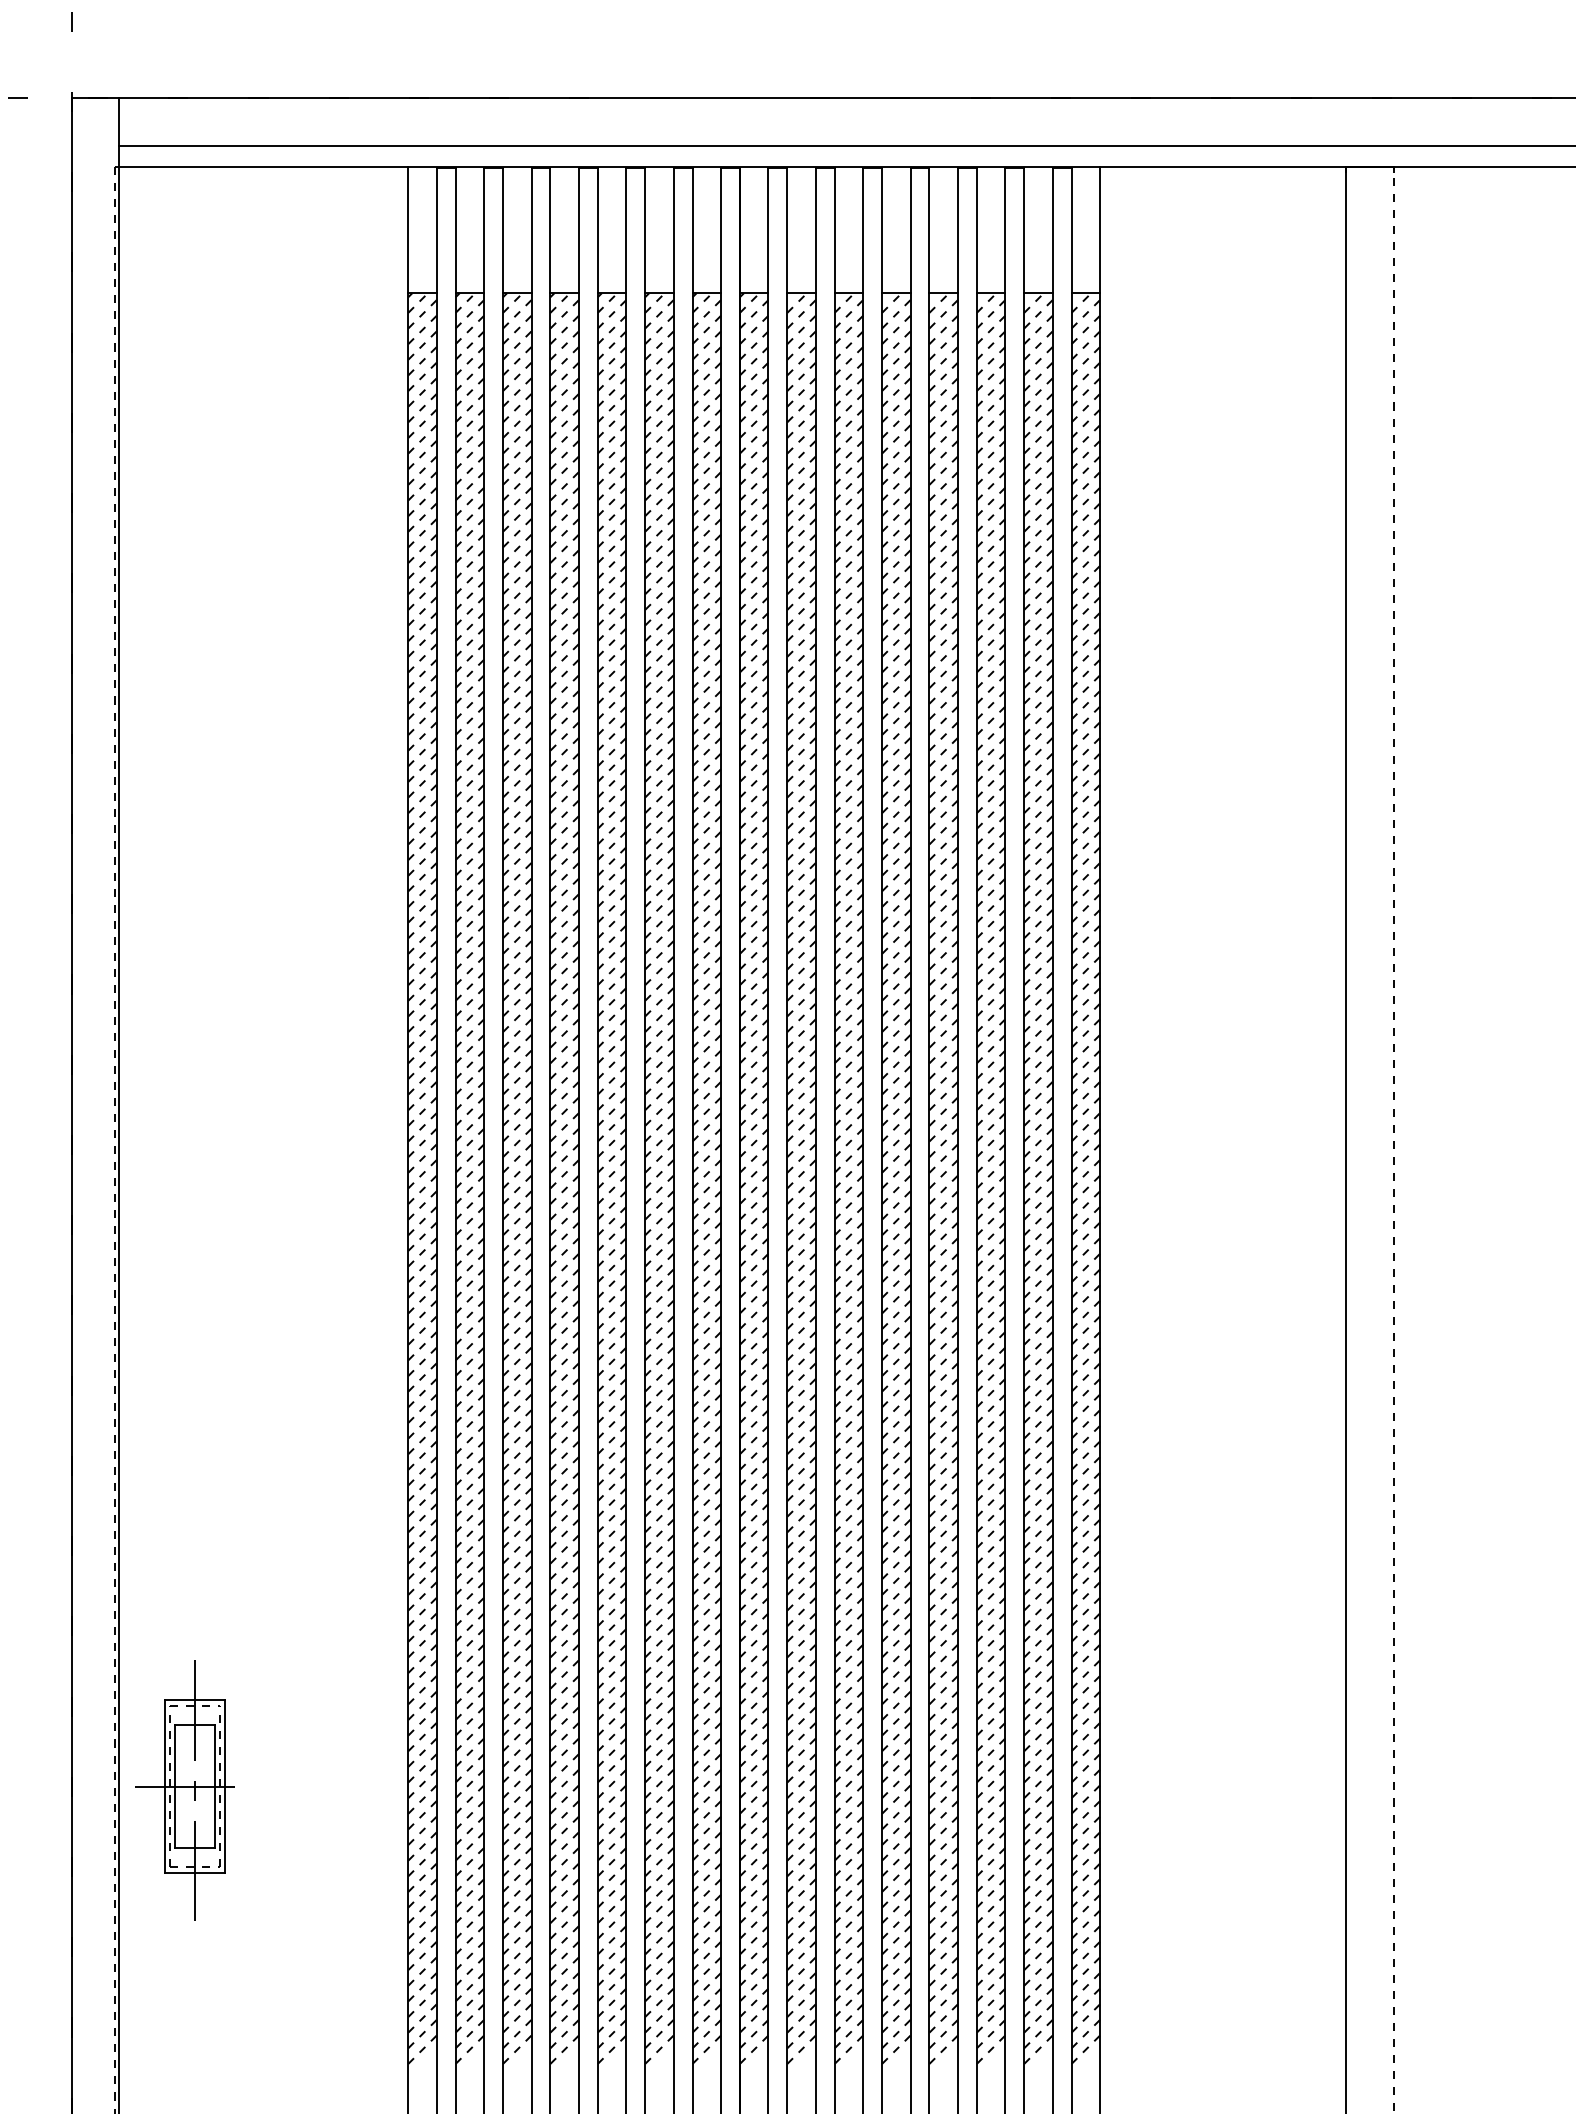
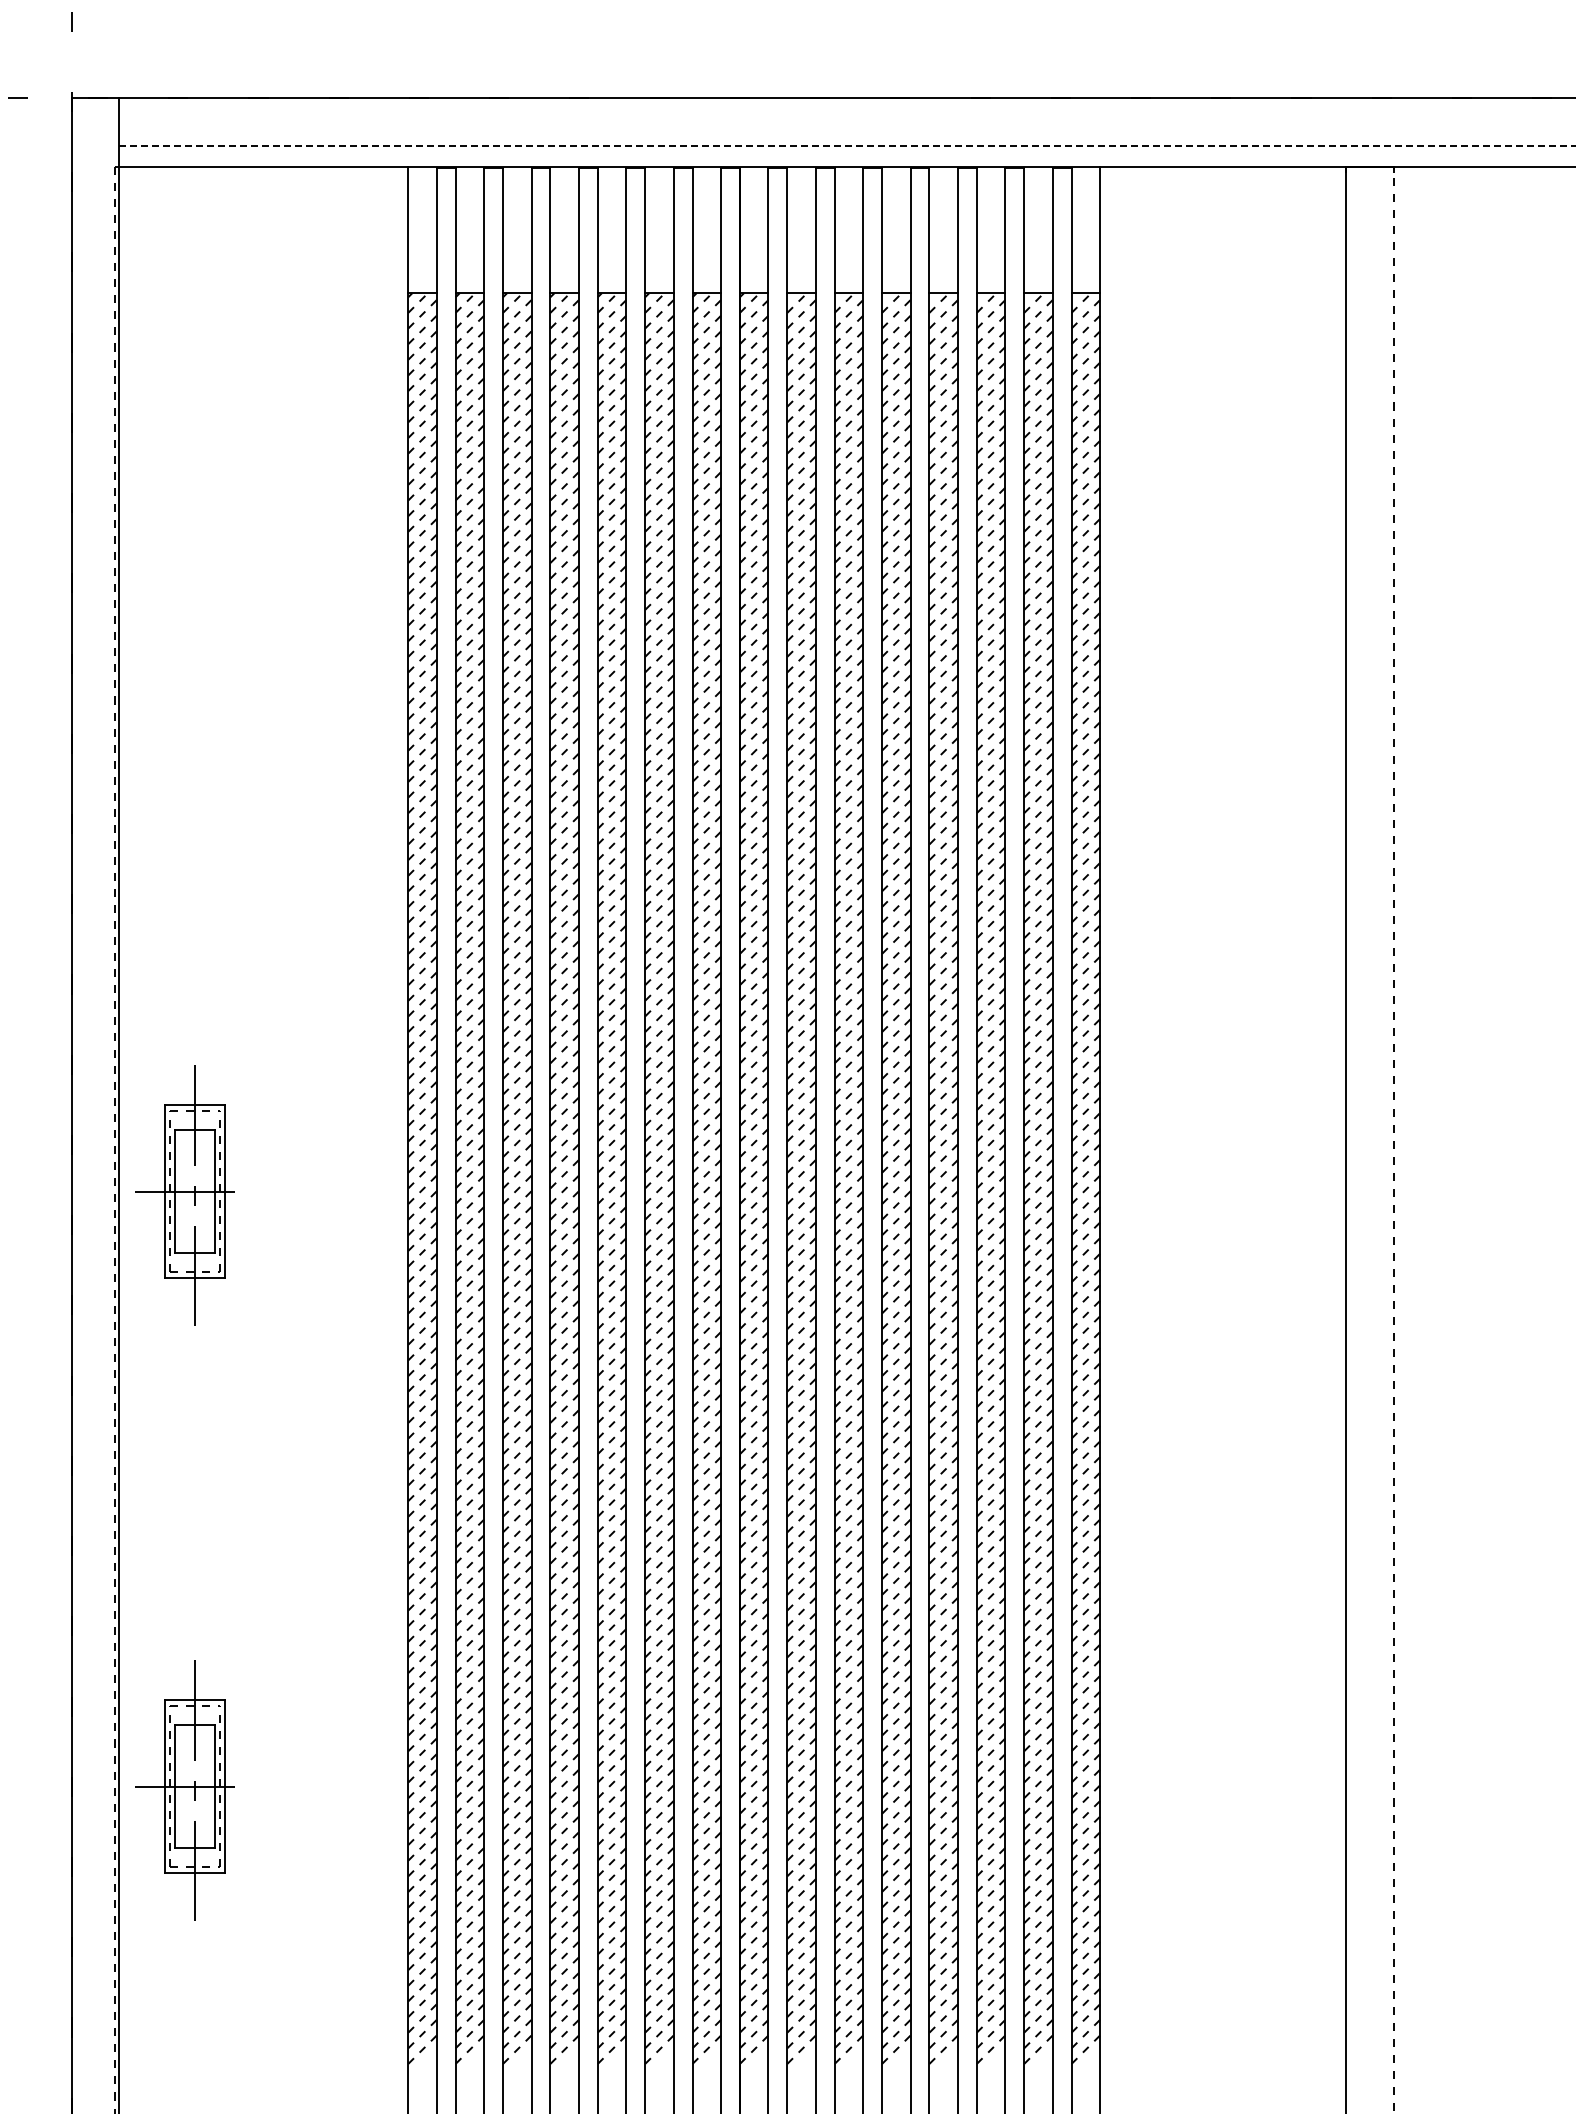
line: solid -> dashed (847, 145)
part: none -> present (184, 1195)
